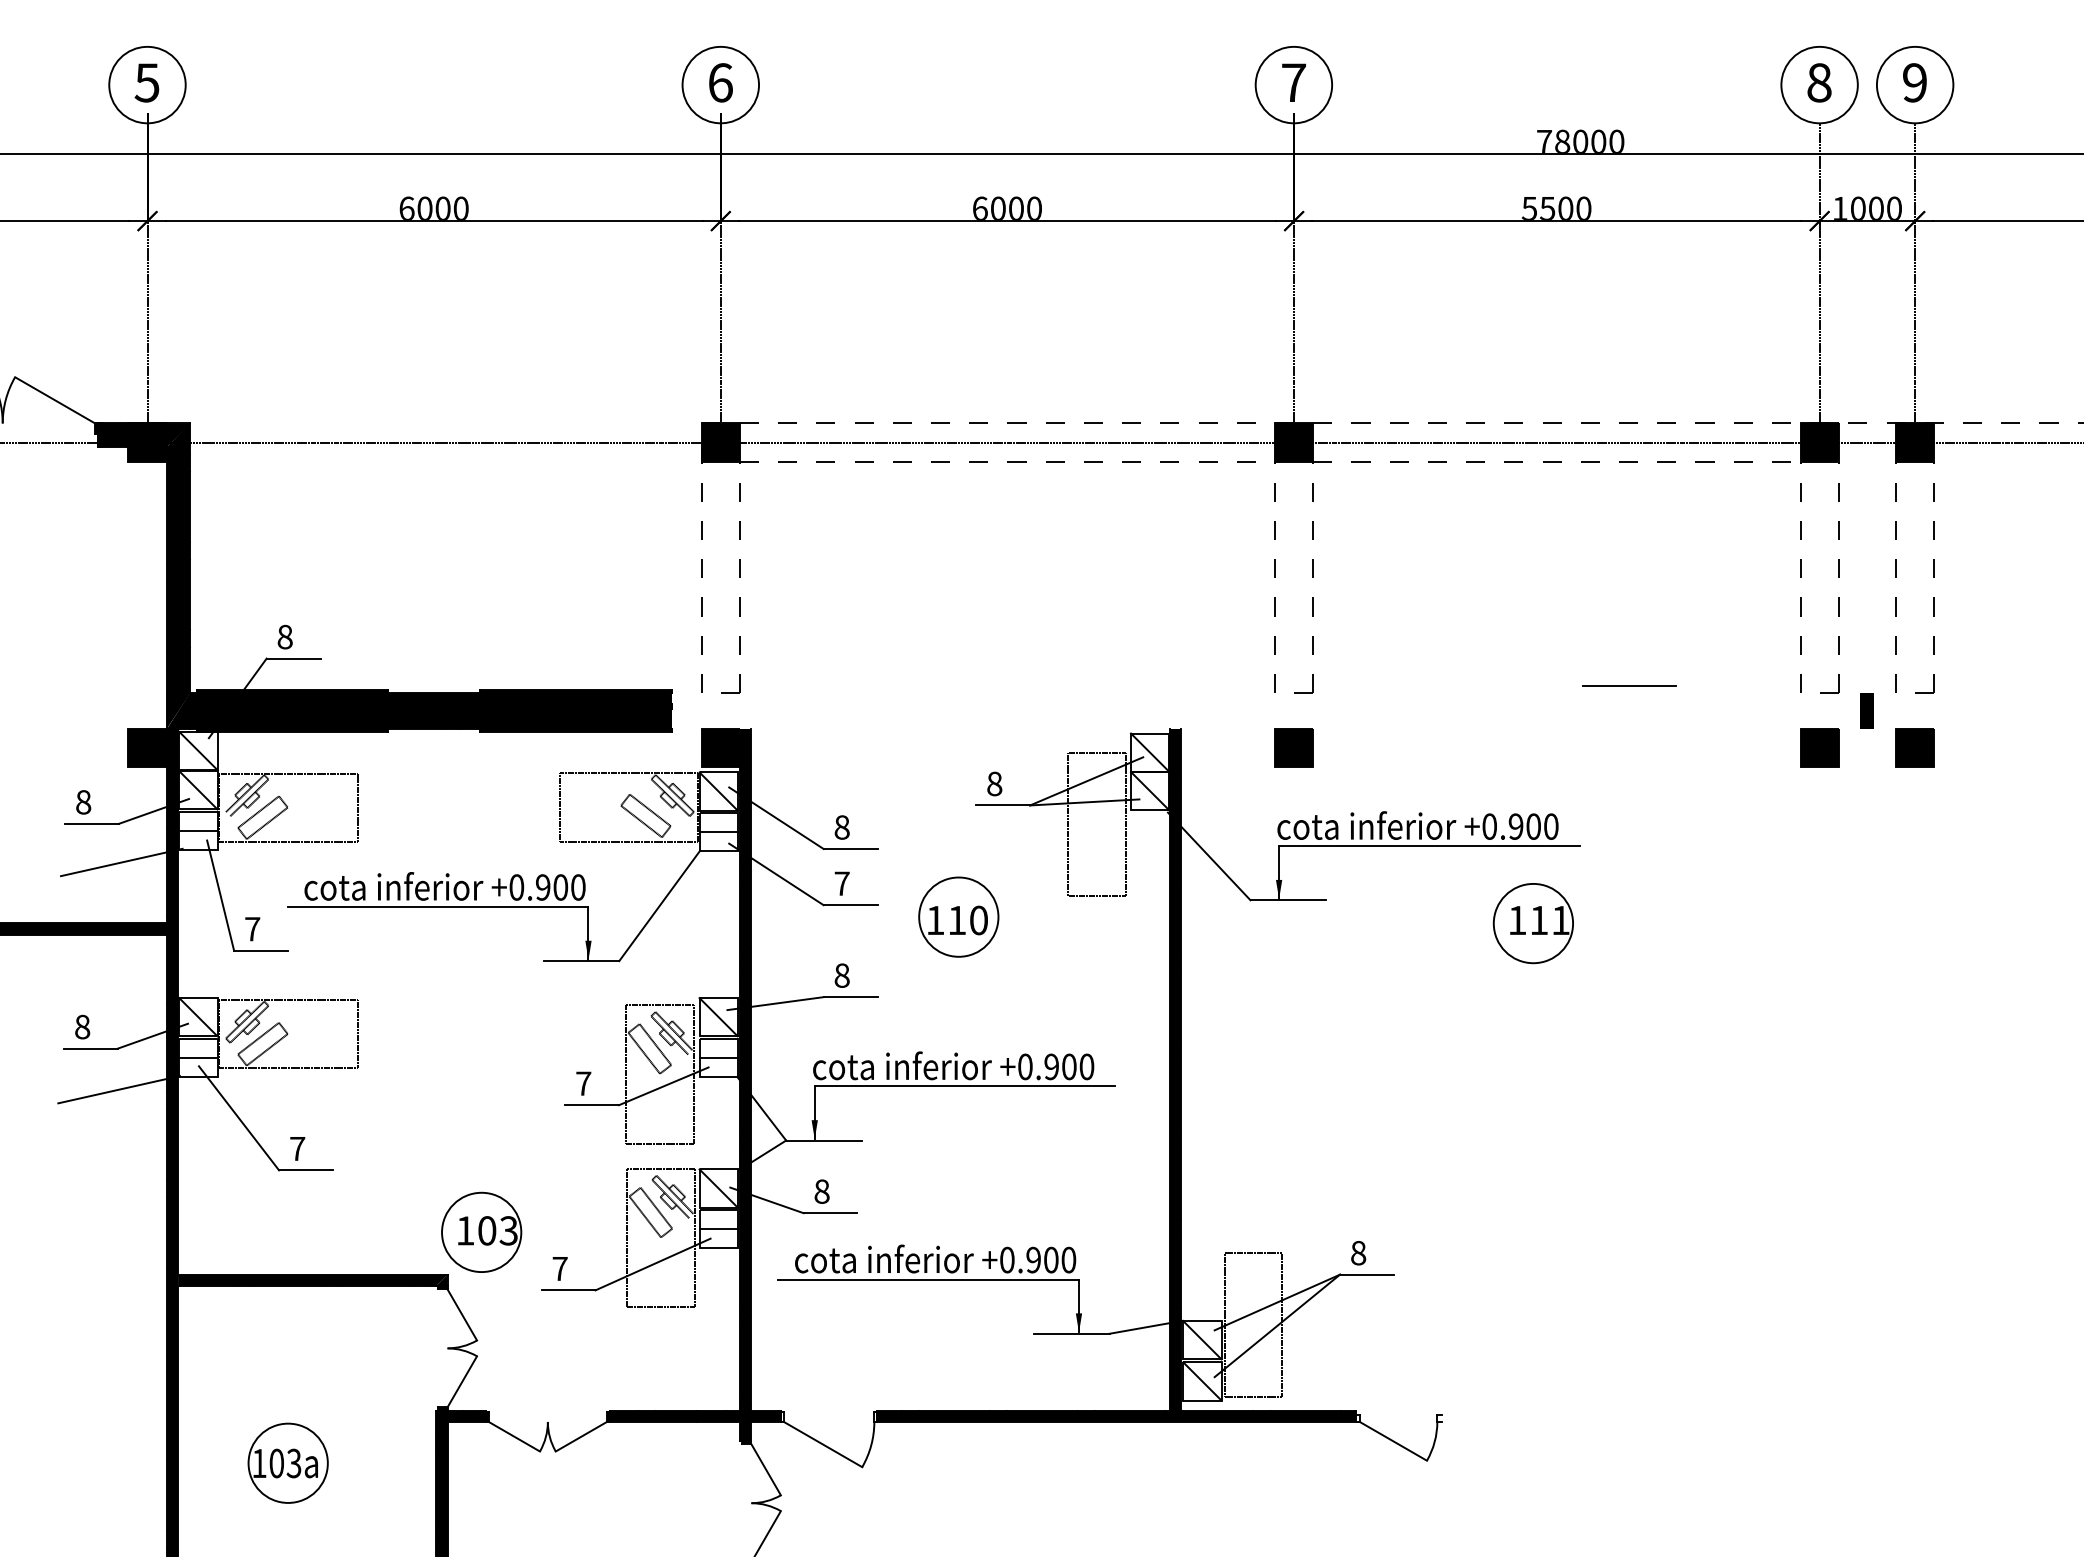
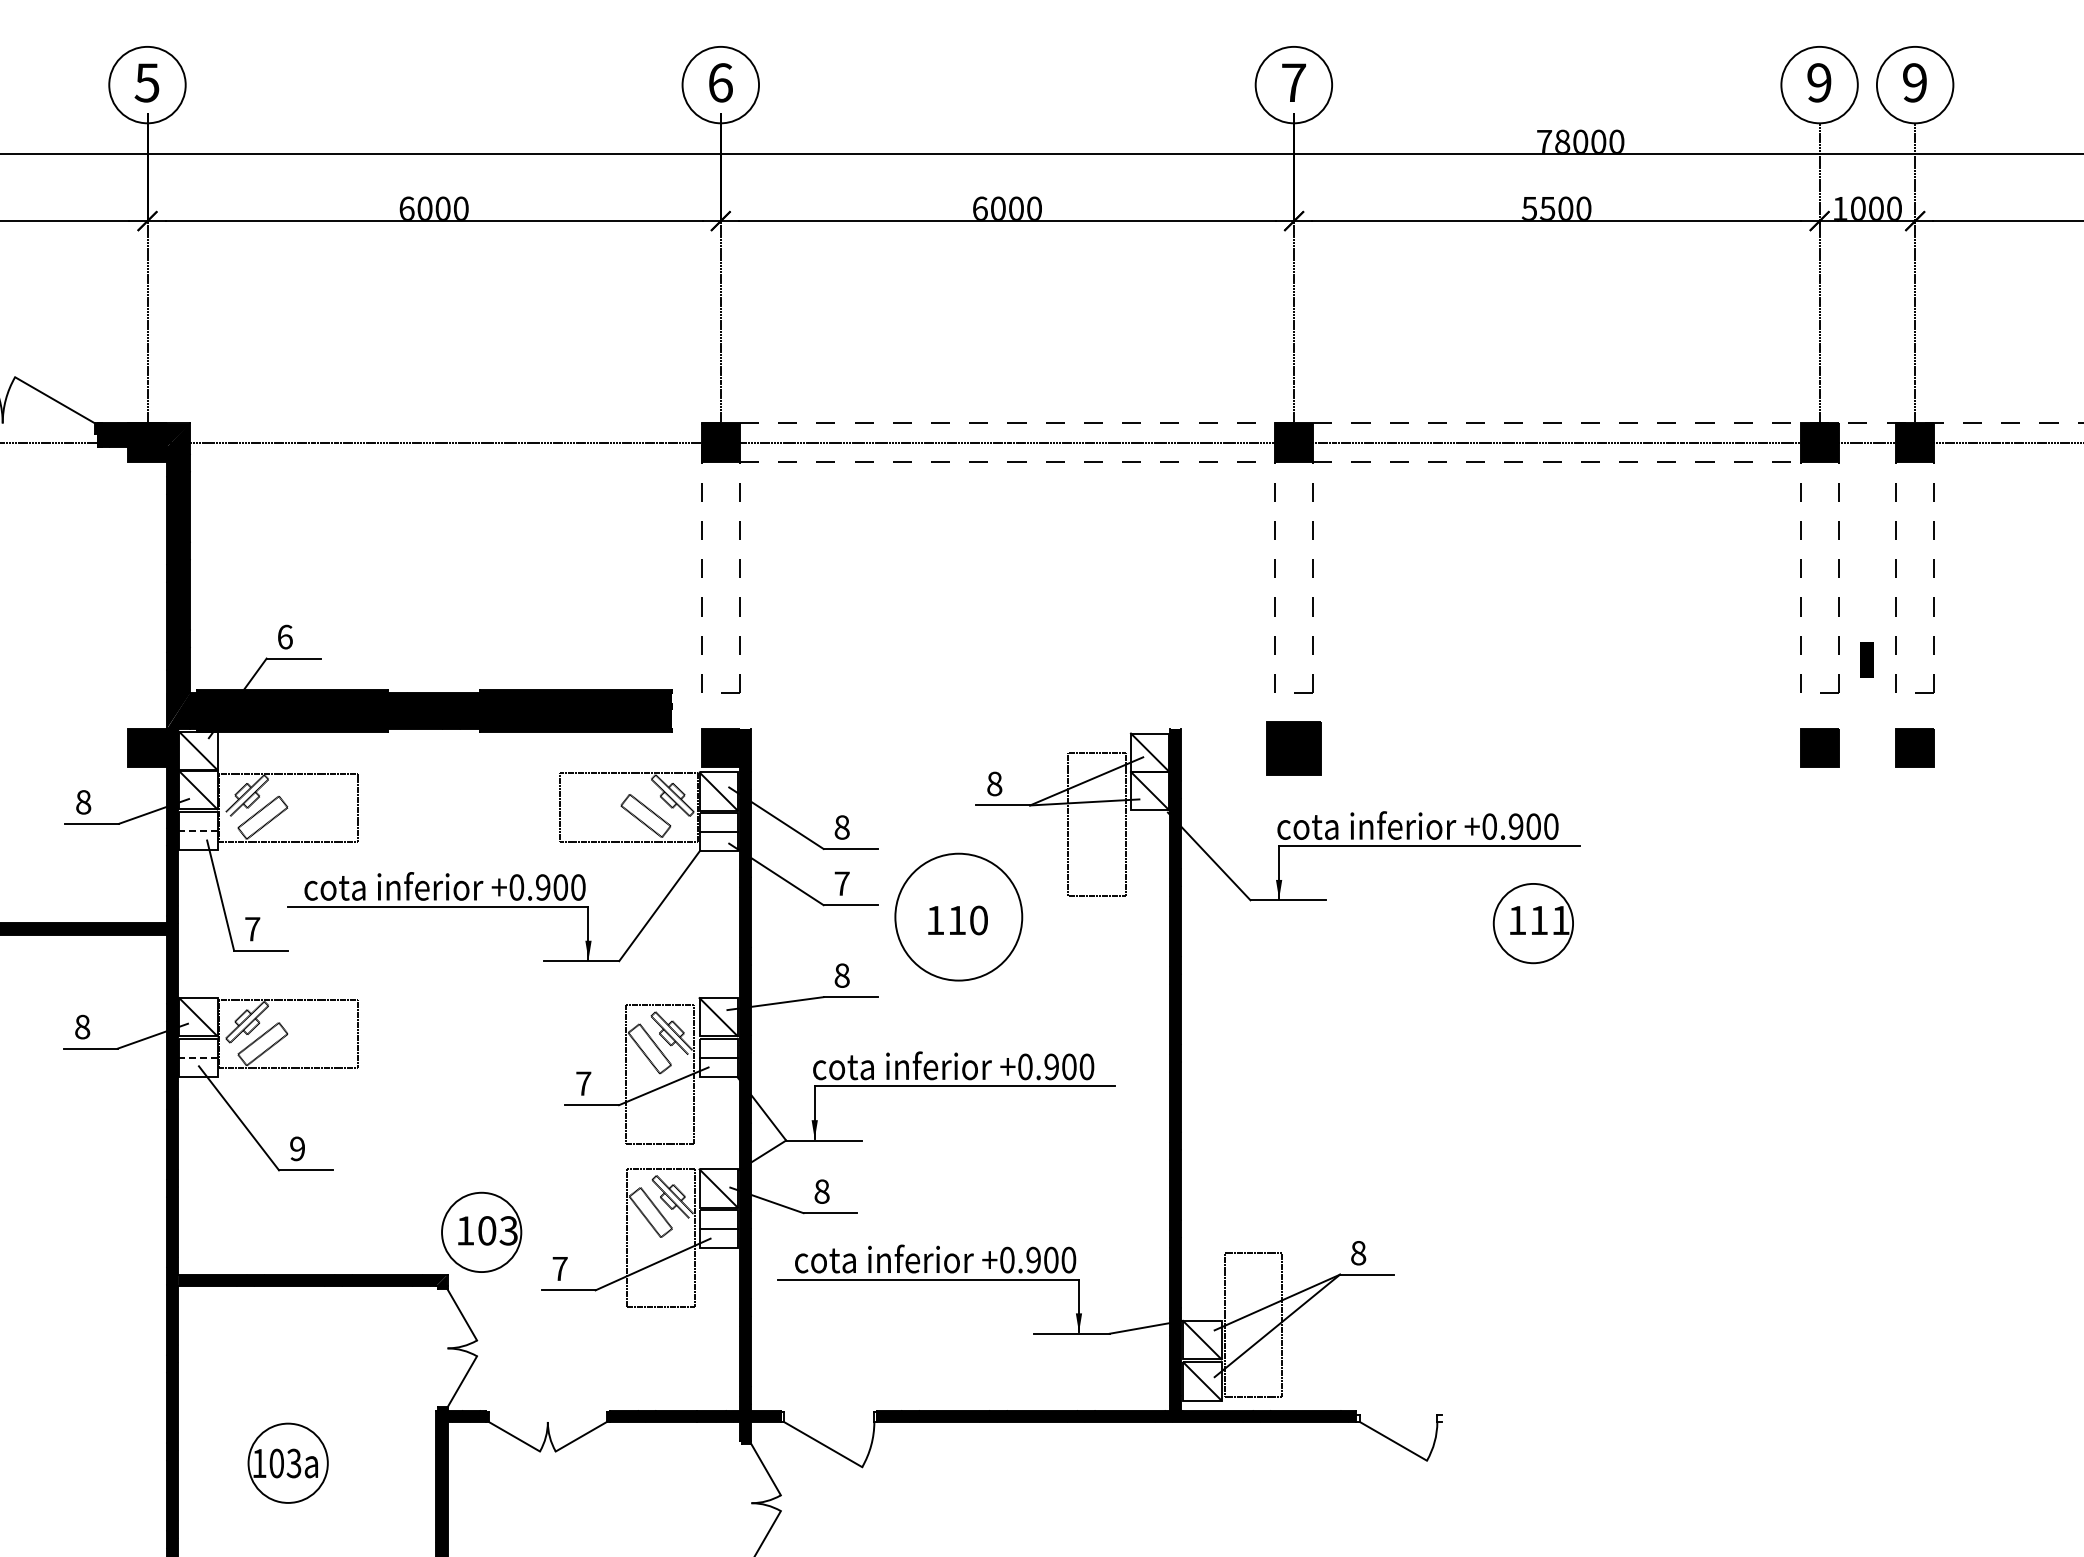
text: 8 -> 9 (1819, 82)
text: 8 -> 6 (284, 636)
line: present -> none (1629, 686)
part position: (1866, 710) -> (1866, 659) (1866, 659)
part size: 40x40 px -> 56x55 px (1293, 748)
line: solid -> dashed (197, 831)
line: present -> none (121, 862)
circle diameter: 79 px -> 127 px (958, 916)
line: solid -> dashed (197, 1057)
line: present -> none (118, 1089)
text: 7 -> 9 (297, 1148)
